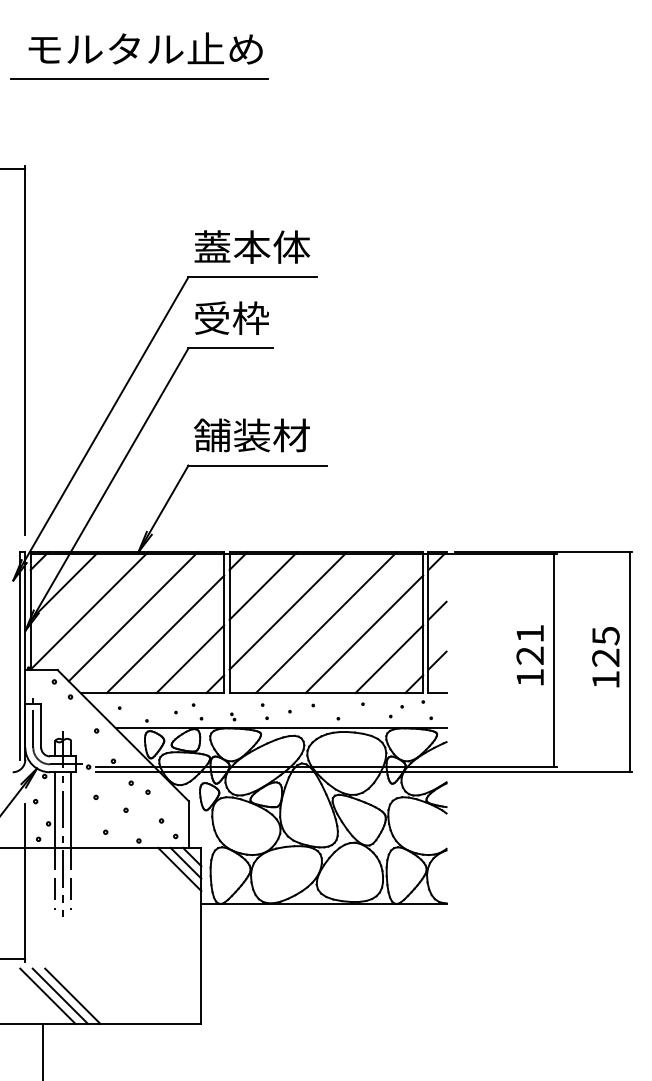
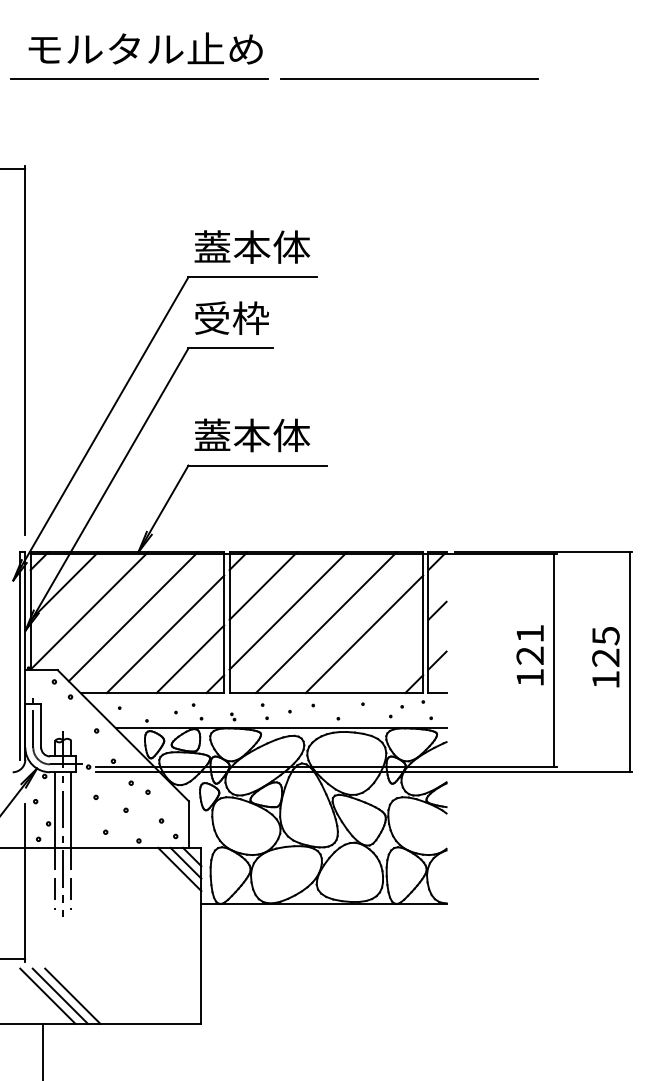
line: none -> present (409, 78)
text: 舗装材 -> 蓋本体 (251, 435)
line: present -> none (389, 659)
